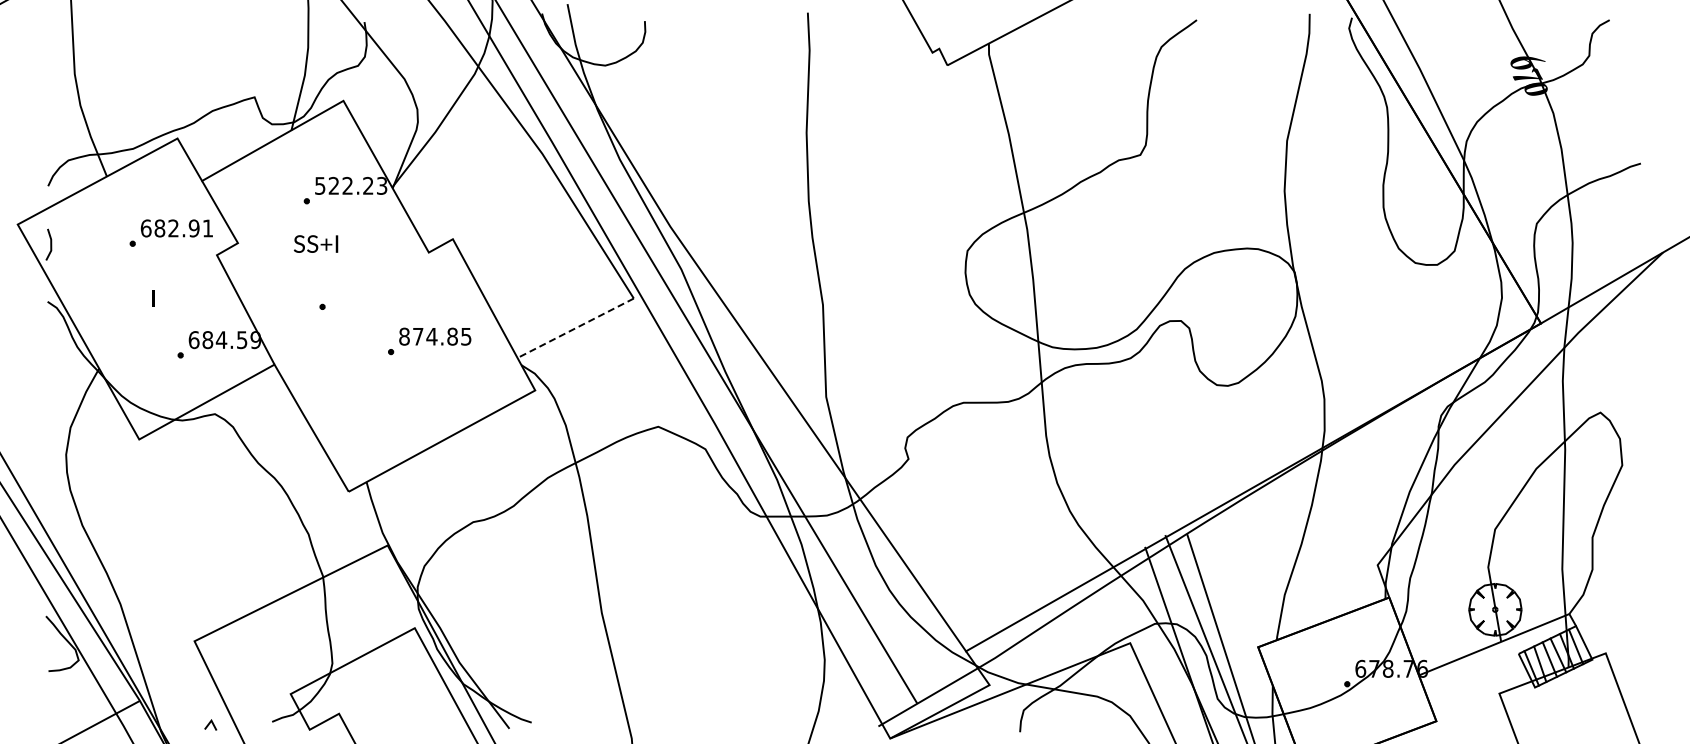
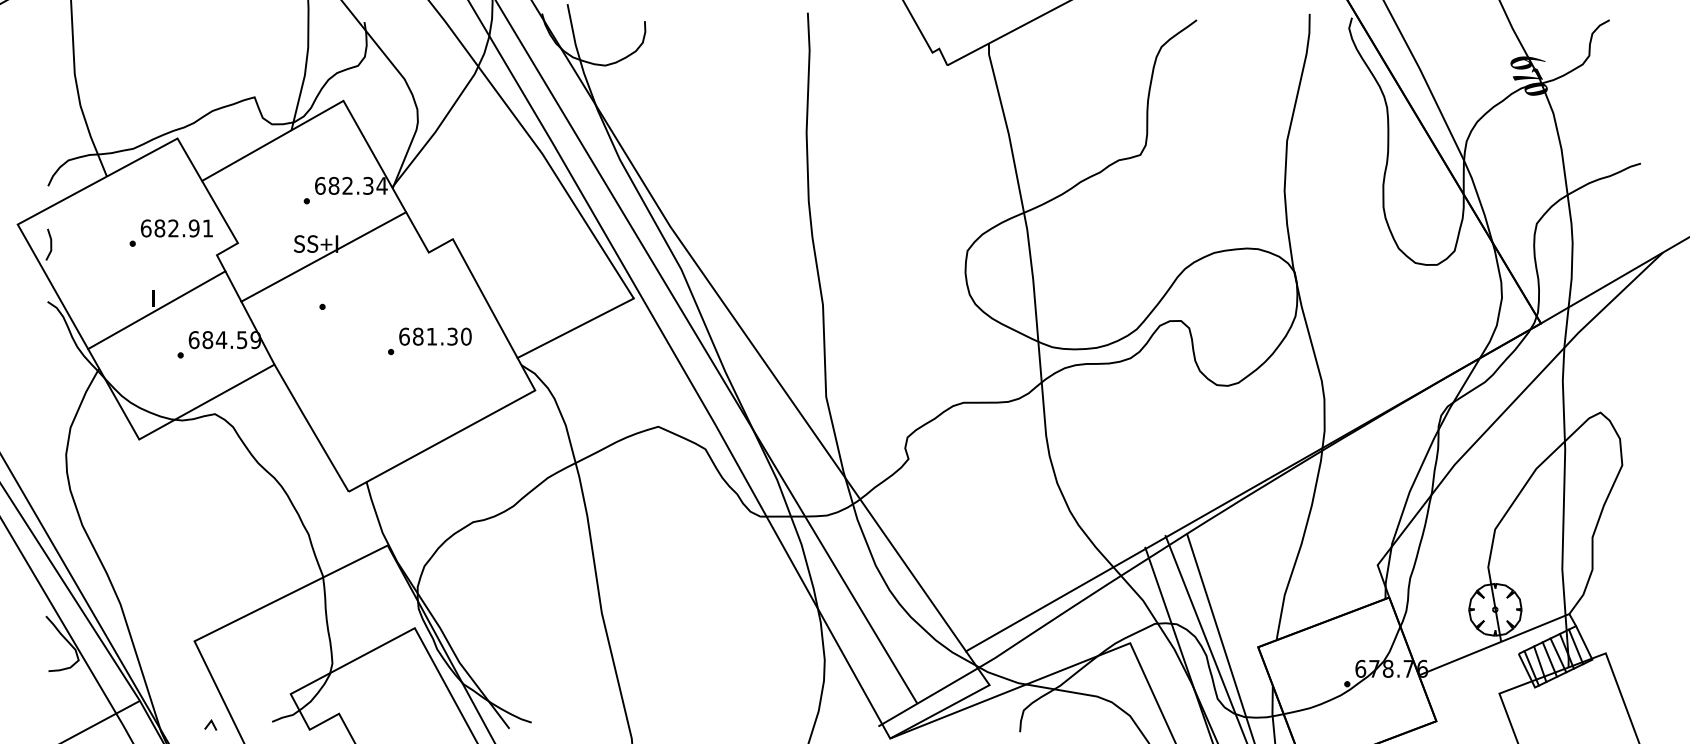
text: 522.23 -> 682.34 (351, 185)
line: none -> present (323, 256)
line: none -> present (156, 310)
line: dashed -> solid (575, 328)
text: 874.85 -> 681.30 (435, 336)
